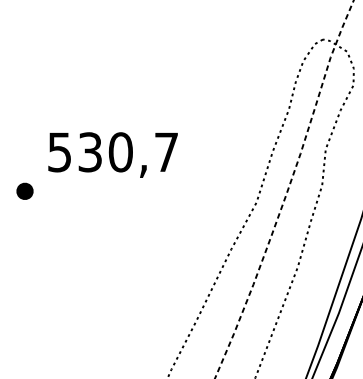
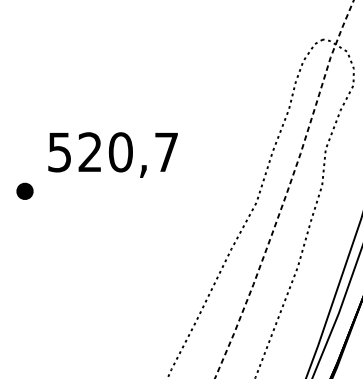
text: 530,7 -> 520,7 (89, 152)
